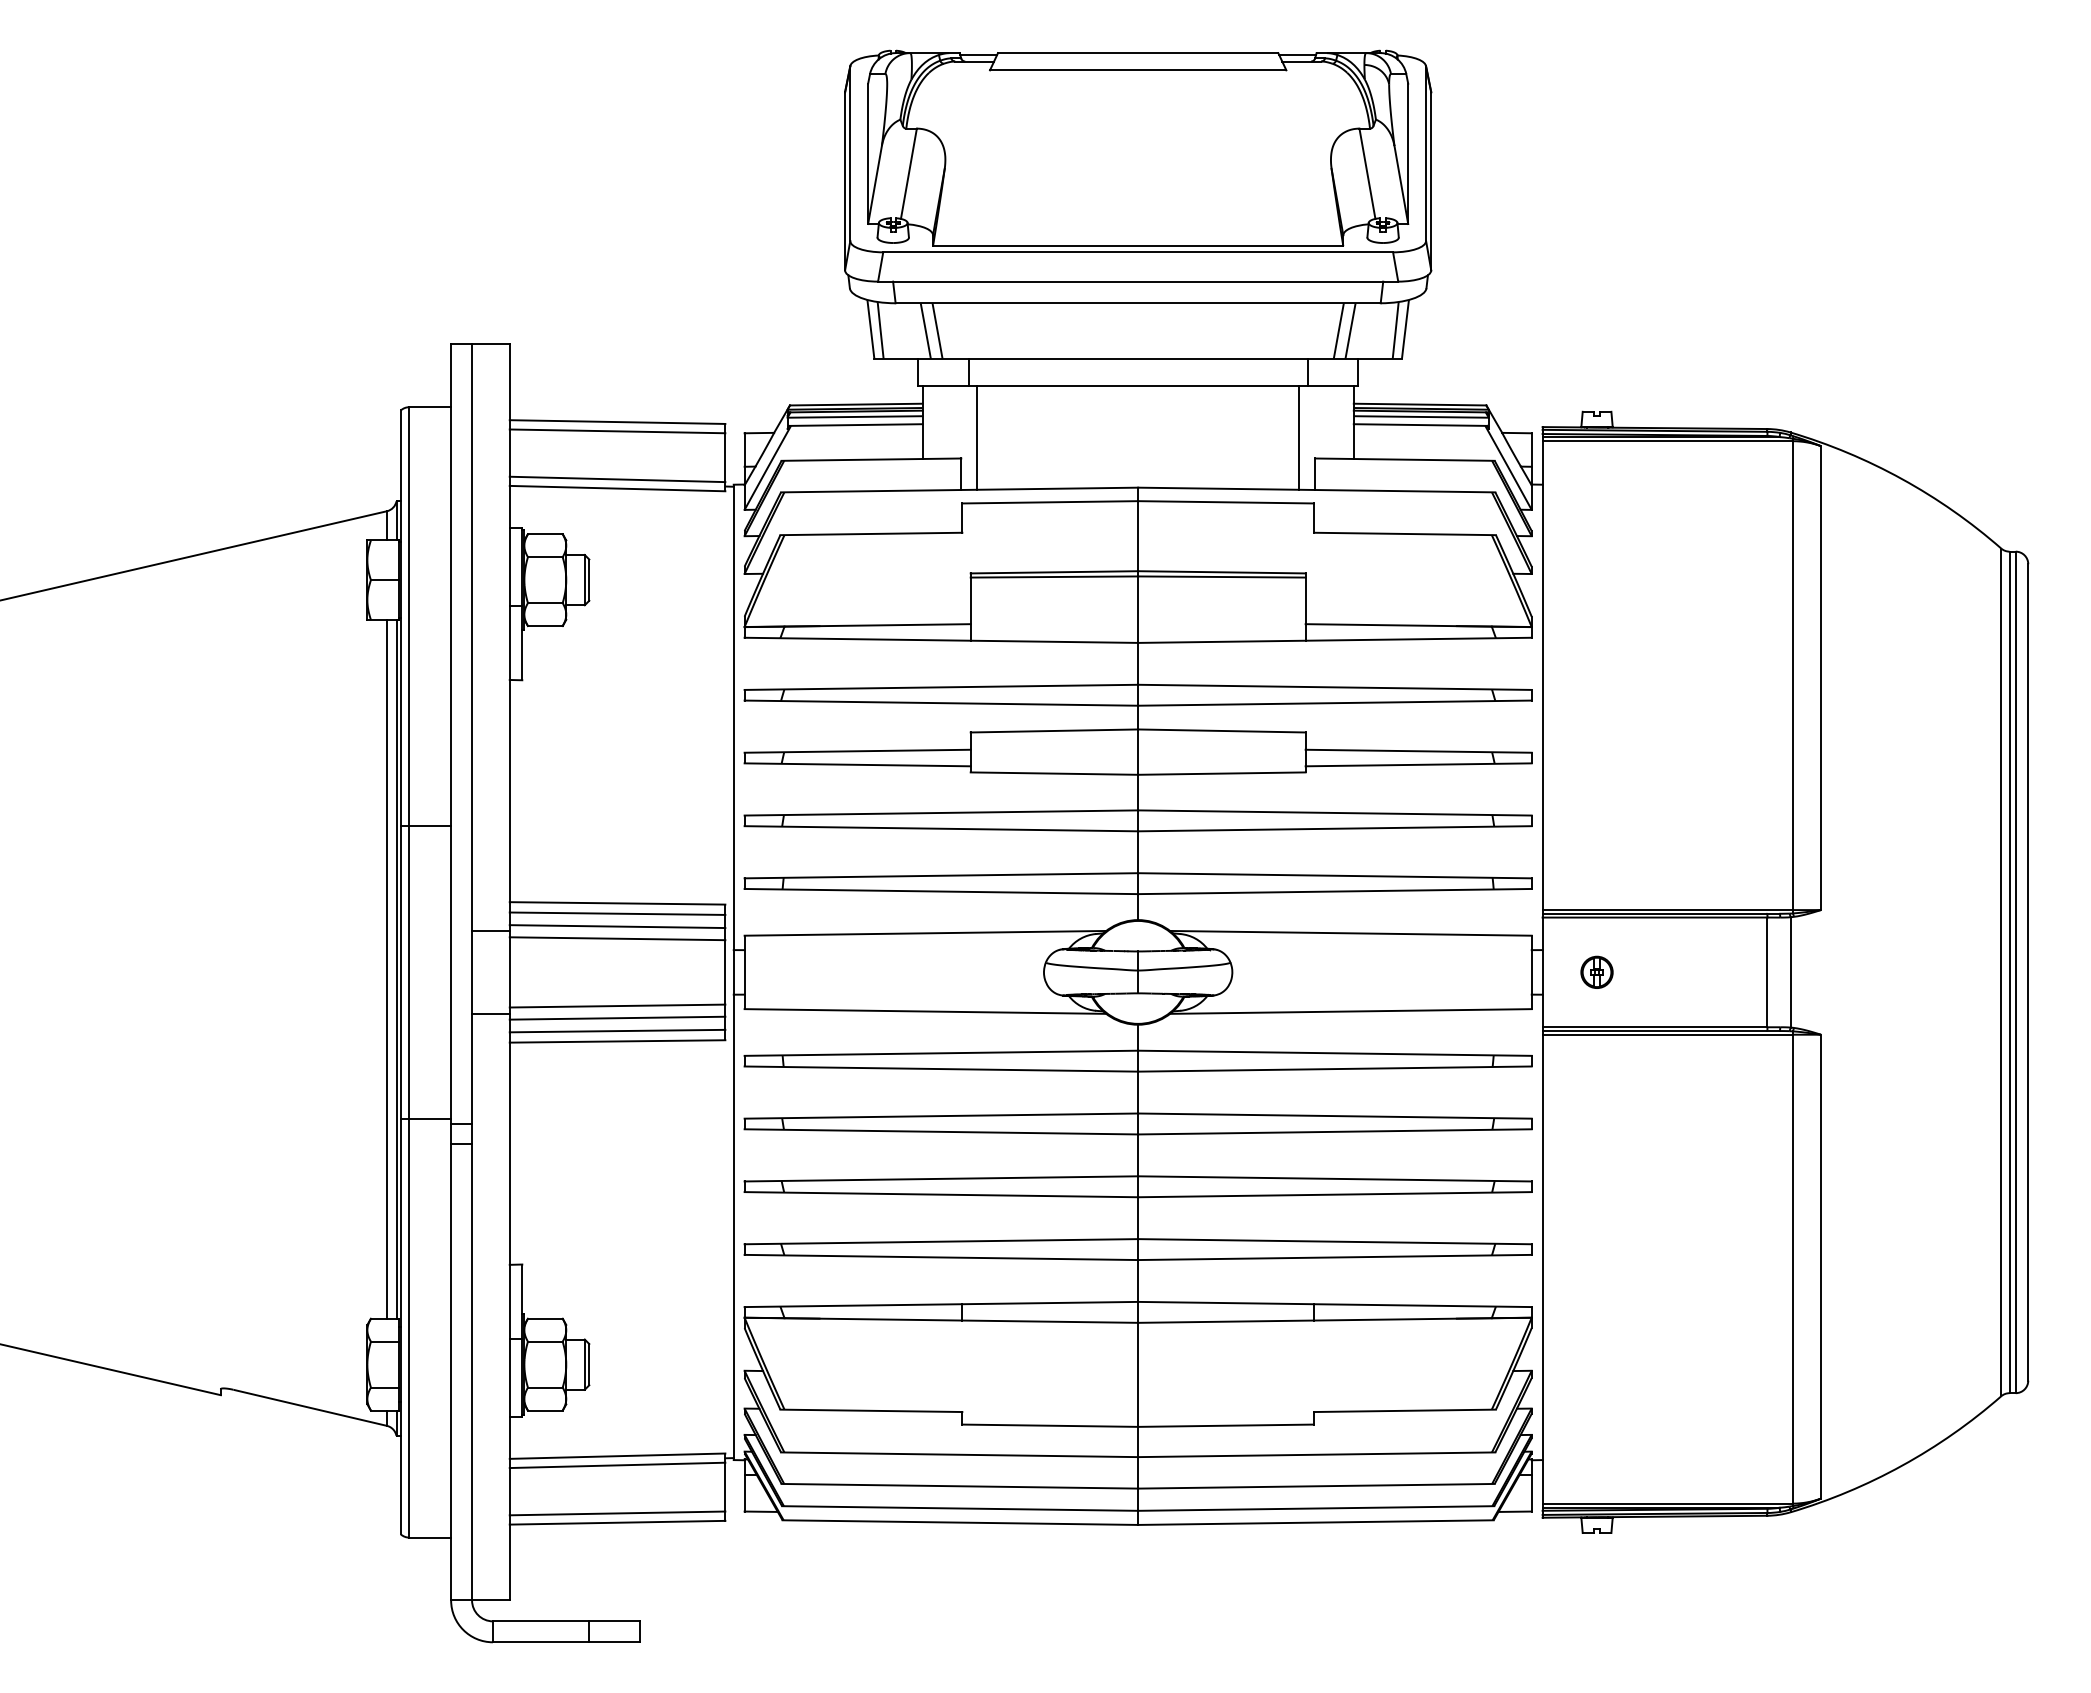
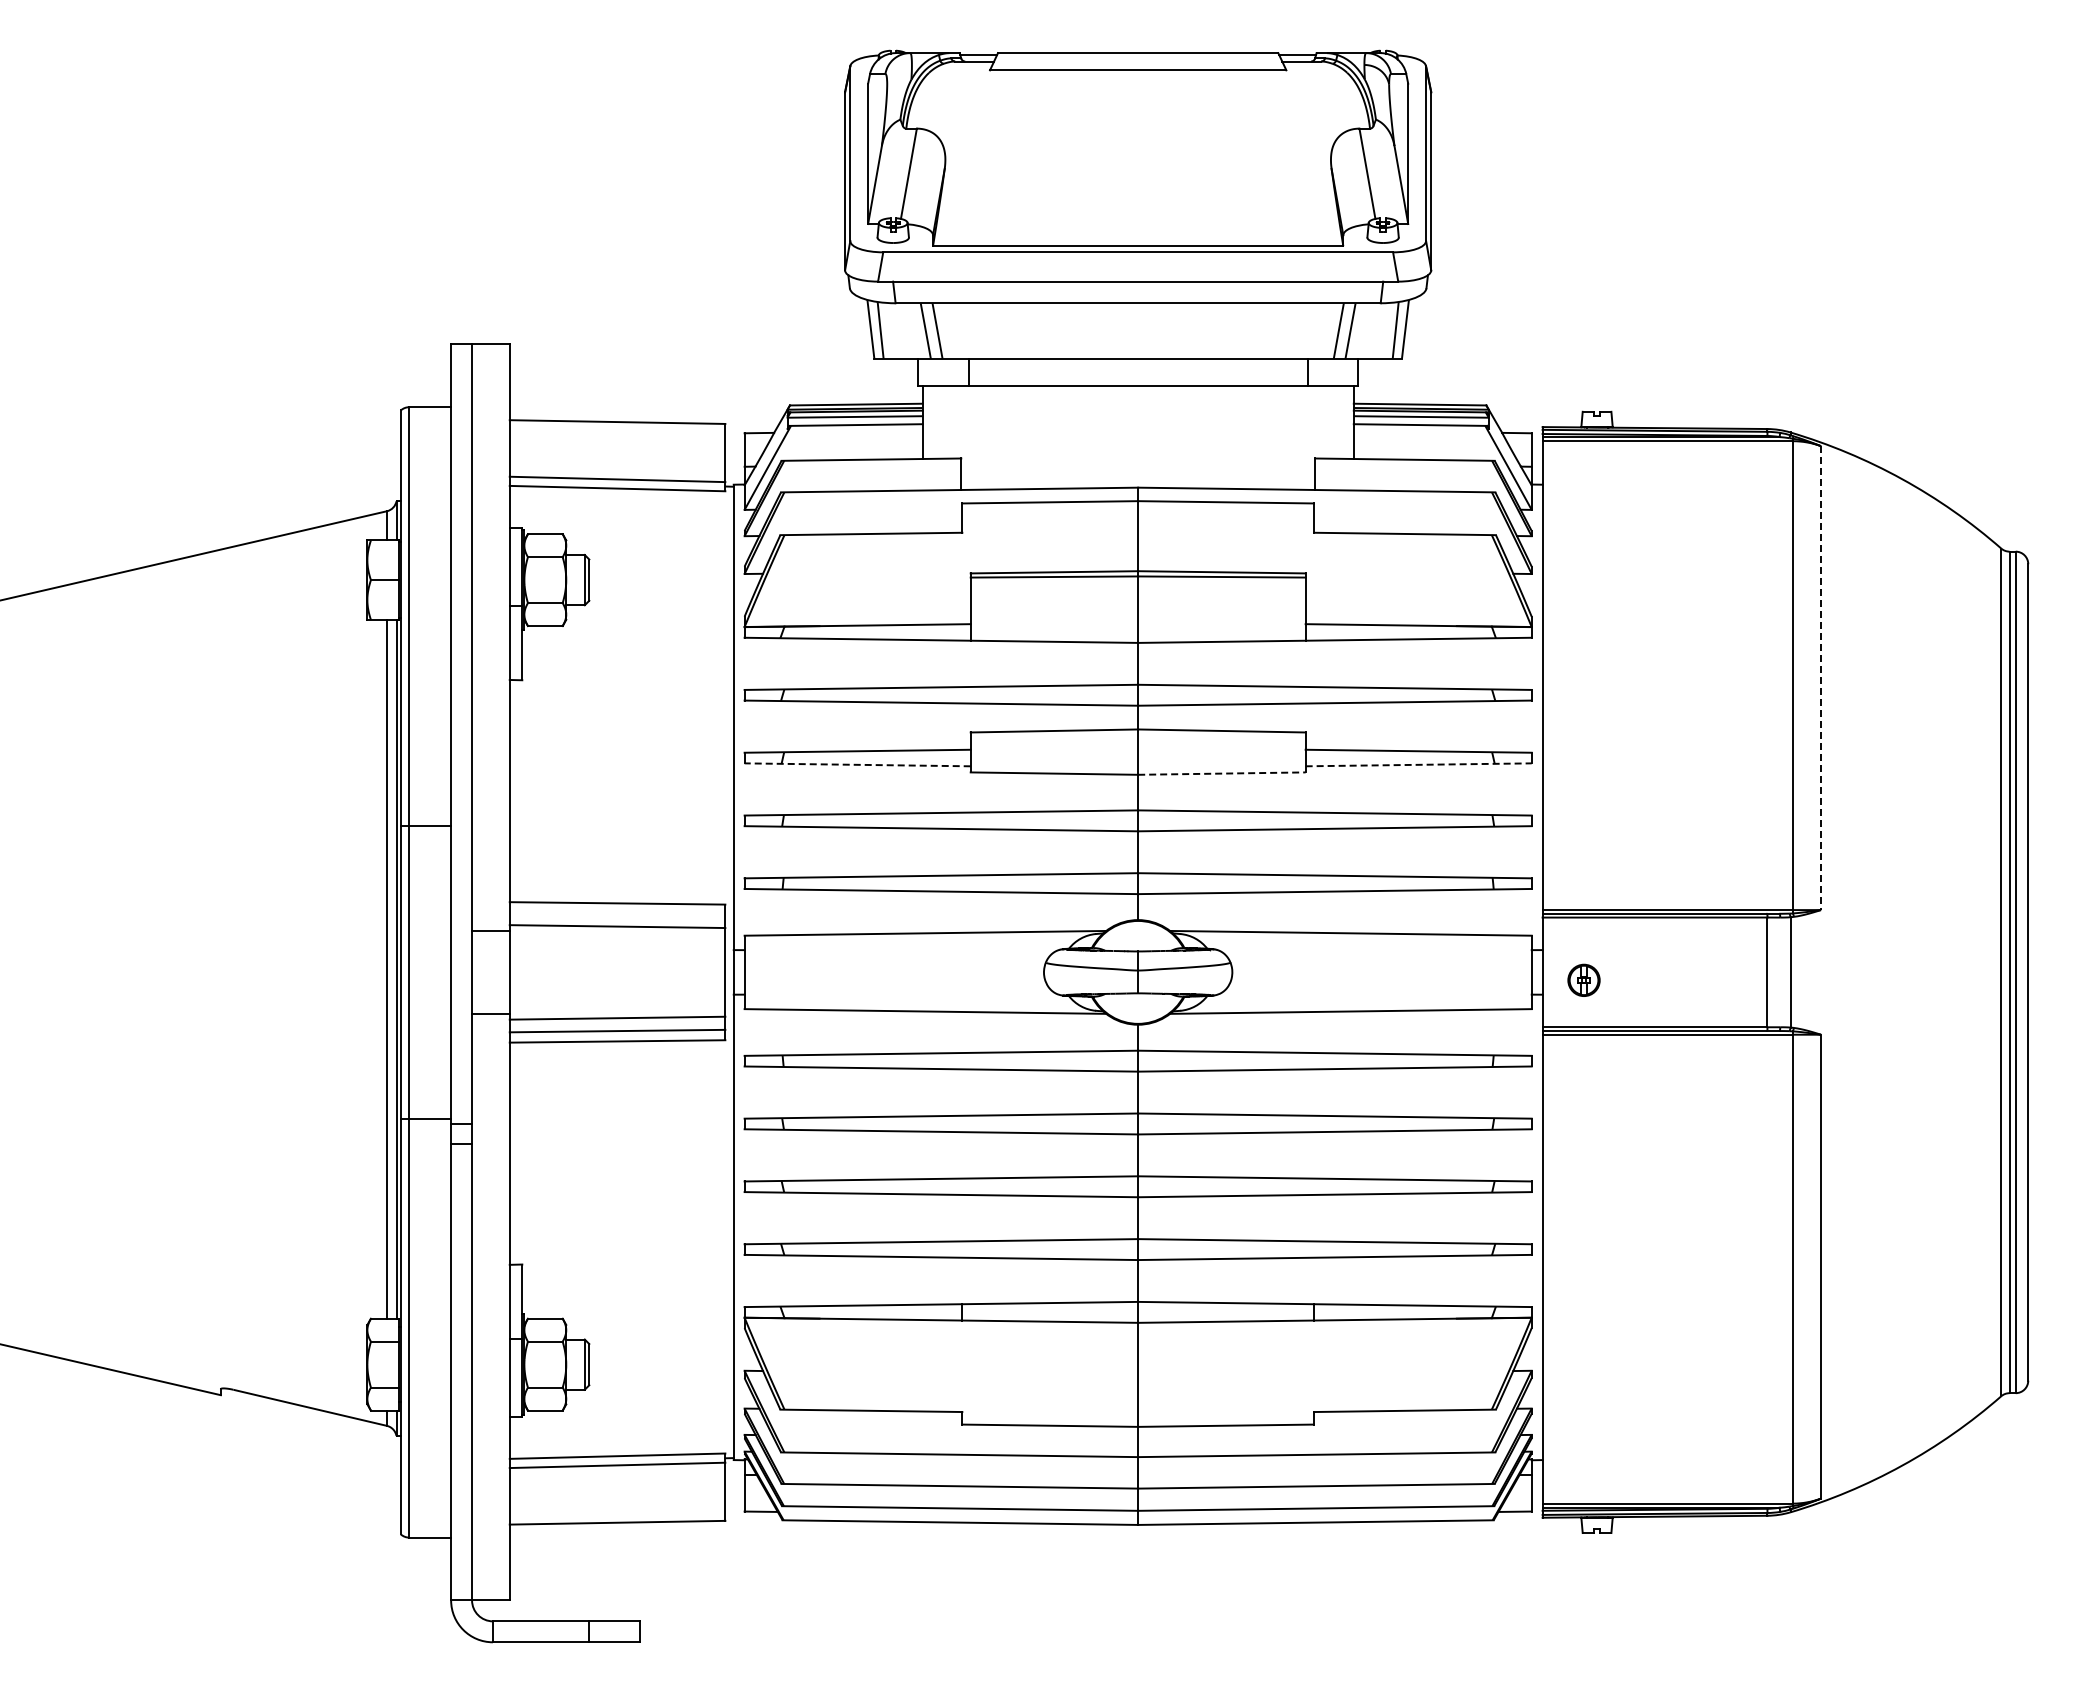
line: present -> none (617, 431)
line: present -> none (976, 437)
line: present -> none (1299, 437)
line: solid -> dashed (1821, 678)
line: solid -> dashed (857, 764)
line: solid -> dashed (1419, 764)
line: solid -> dashed (1221, 773)
line: present -> none (617, 913)
line: present -> none (617, 938)
part position: (1596, 971) -> (1583, 979) (1583, 979)
line: present -> none (617, 1005)
line: present -> none (617, 1513)
